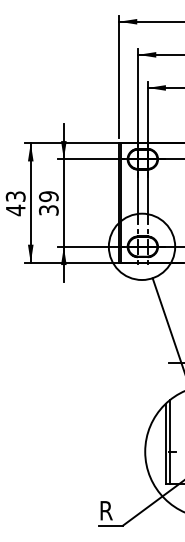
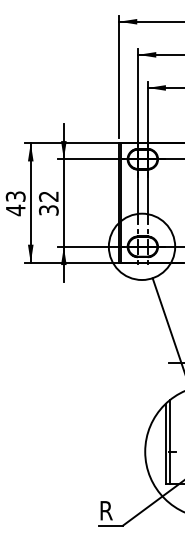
text: 39 -> 32 (48, 196)
